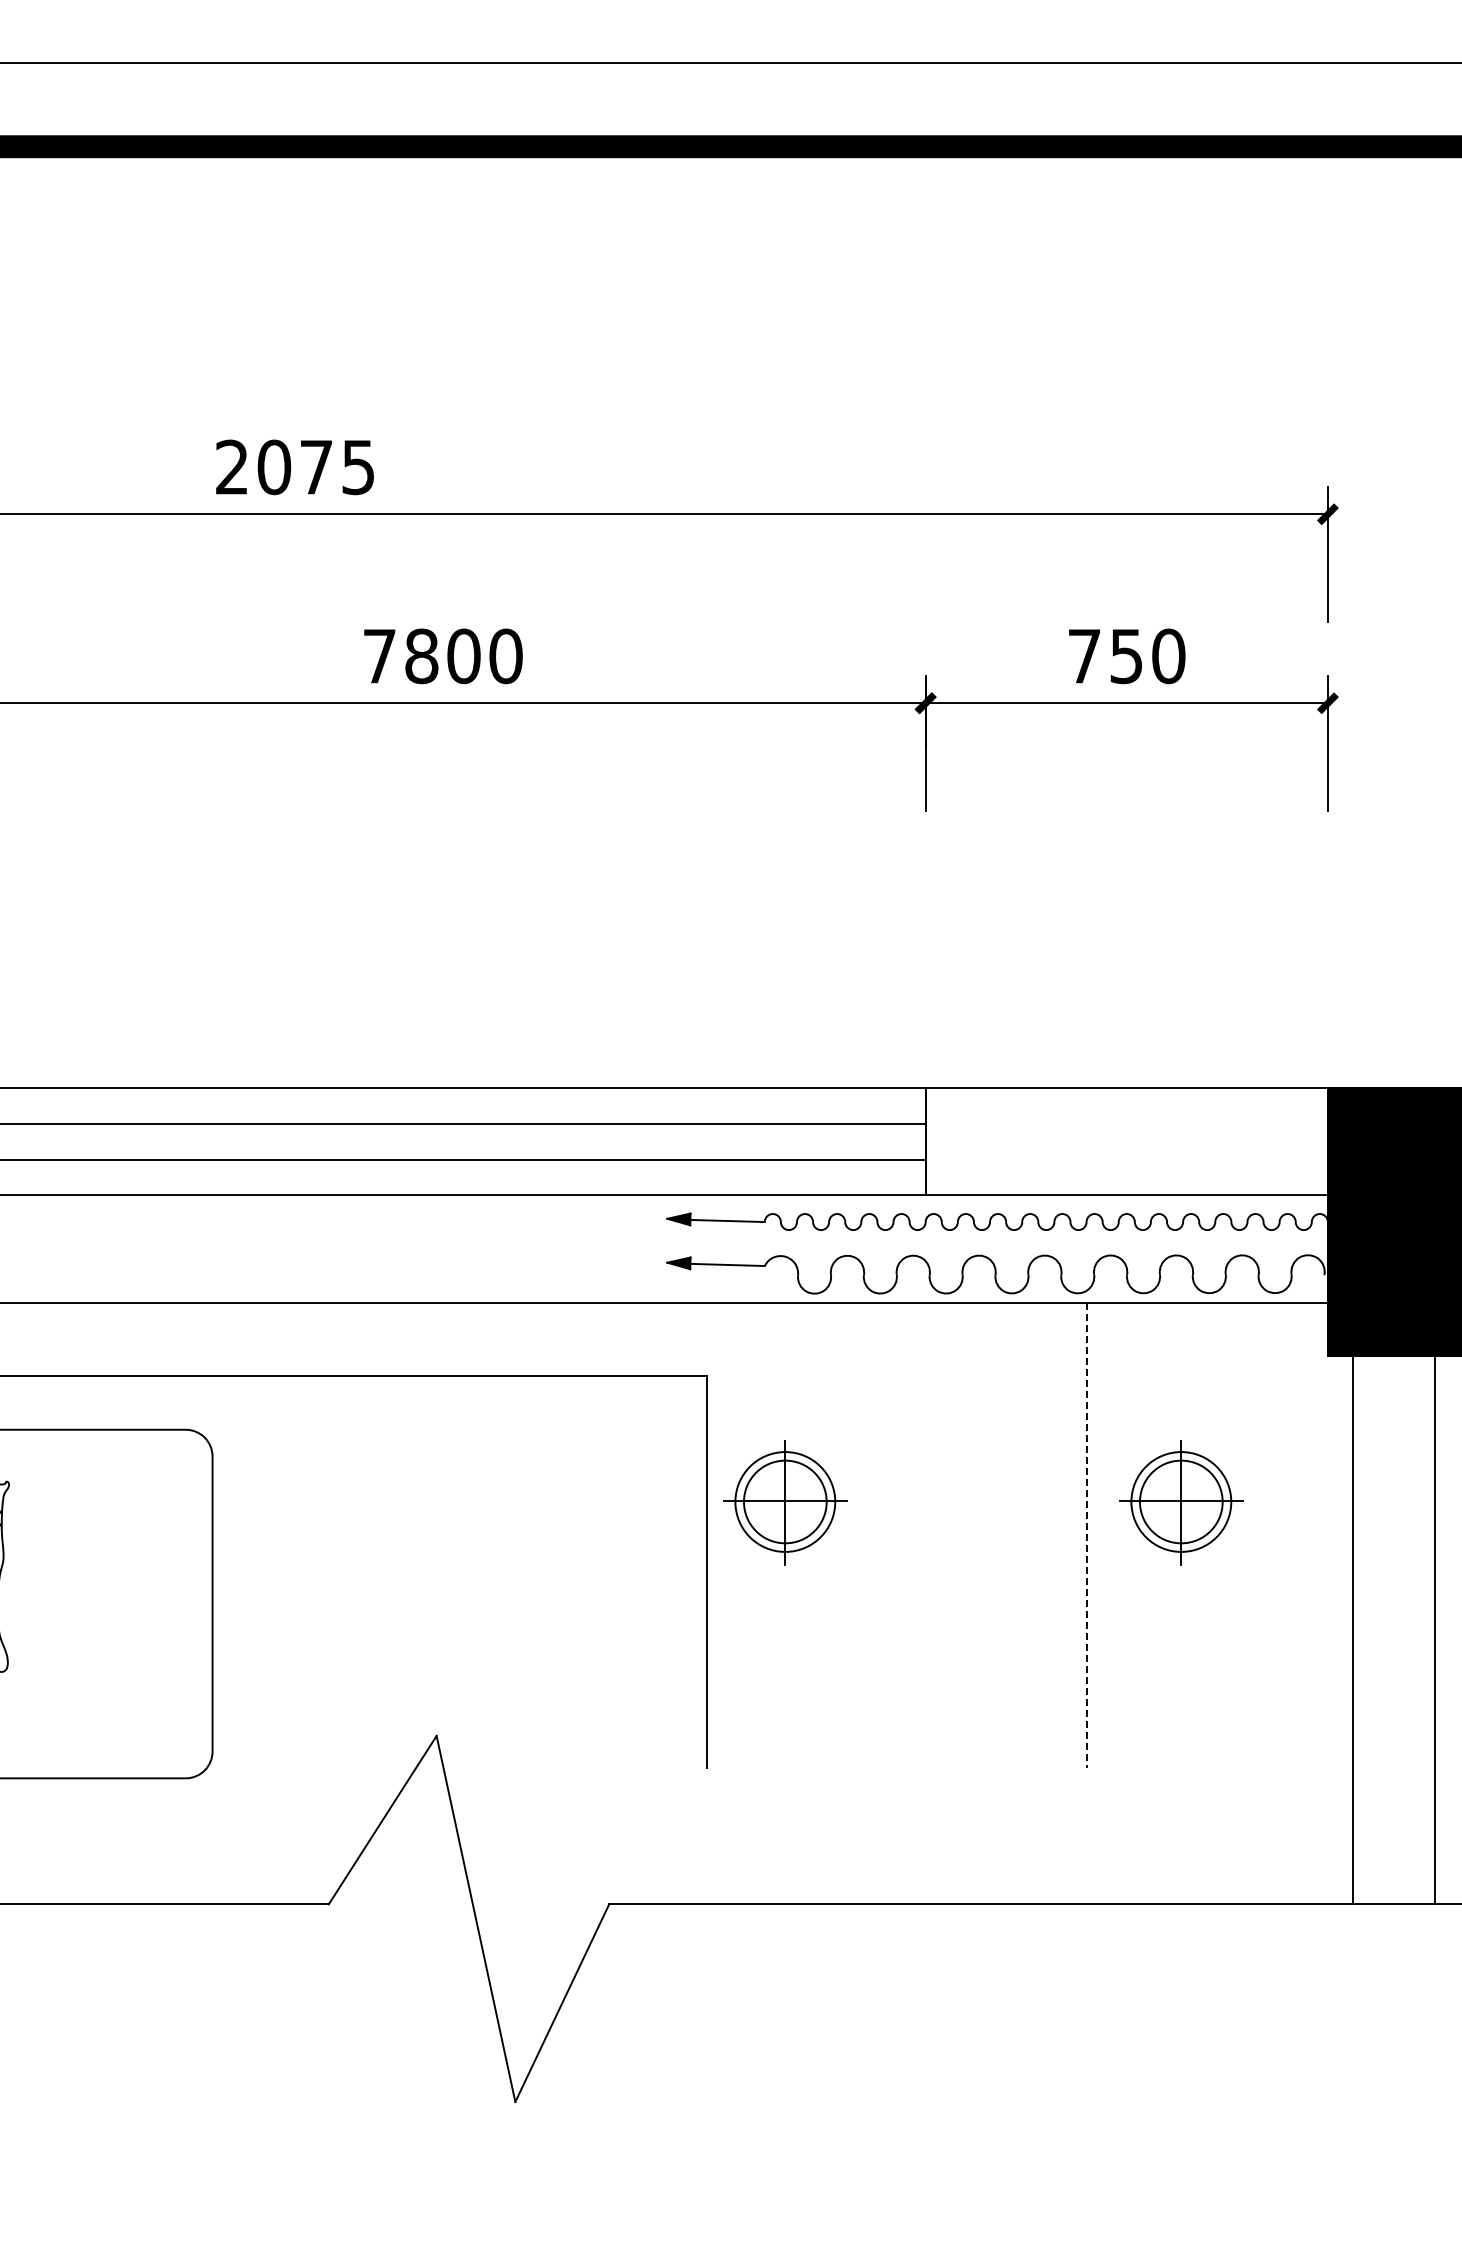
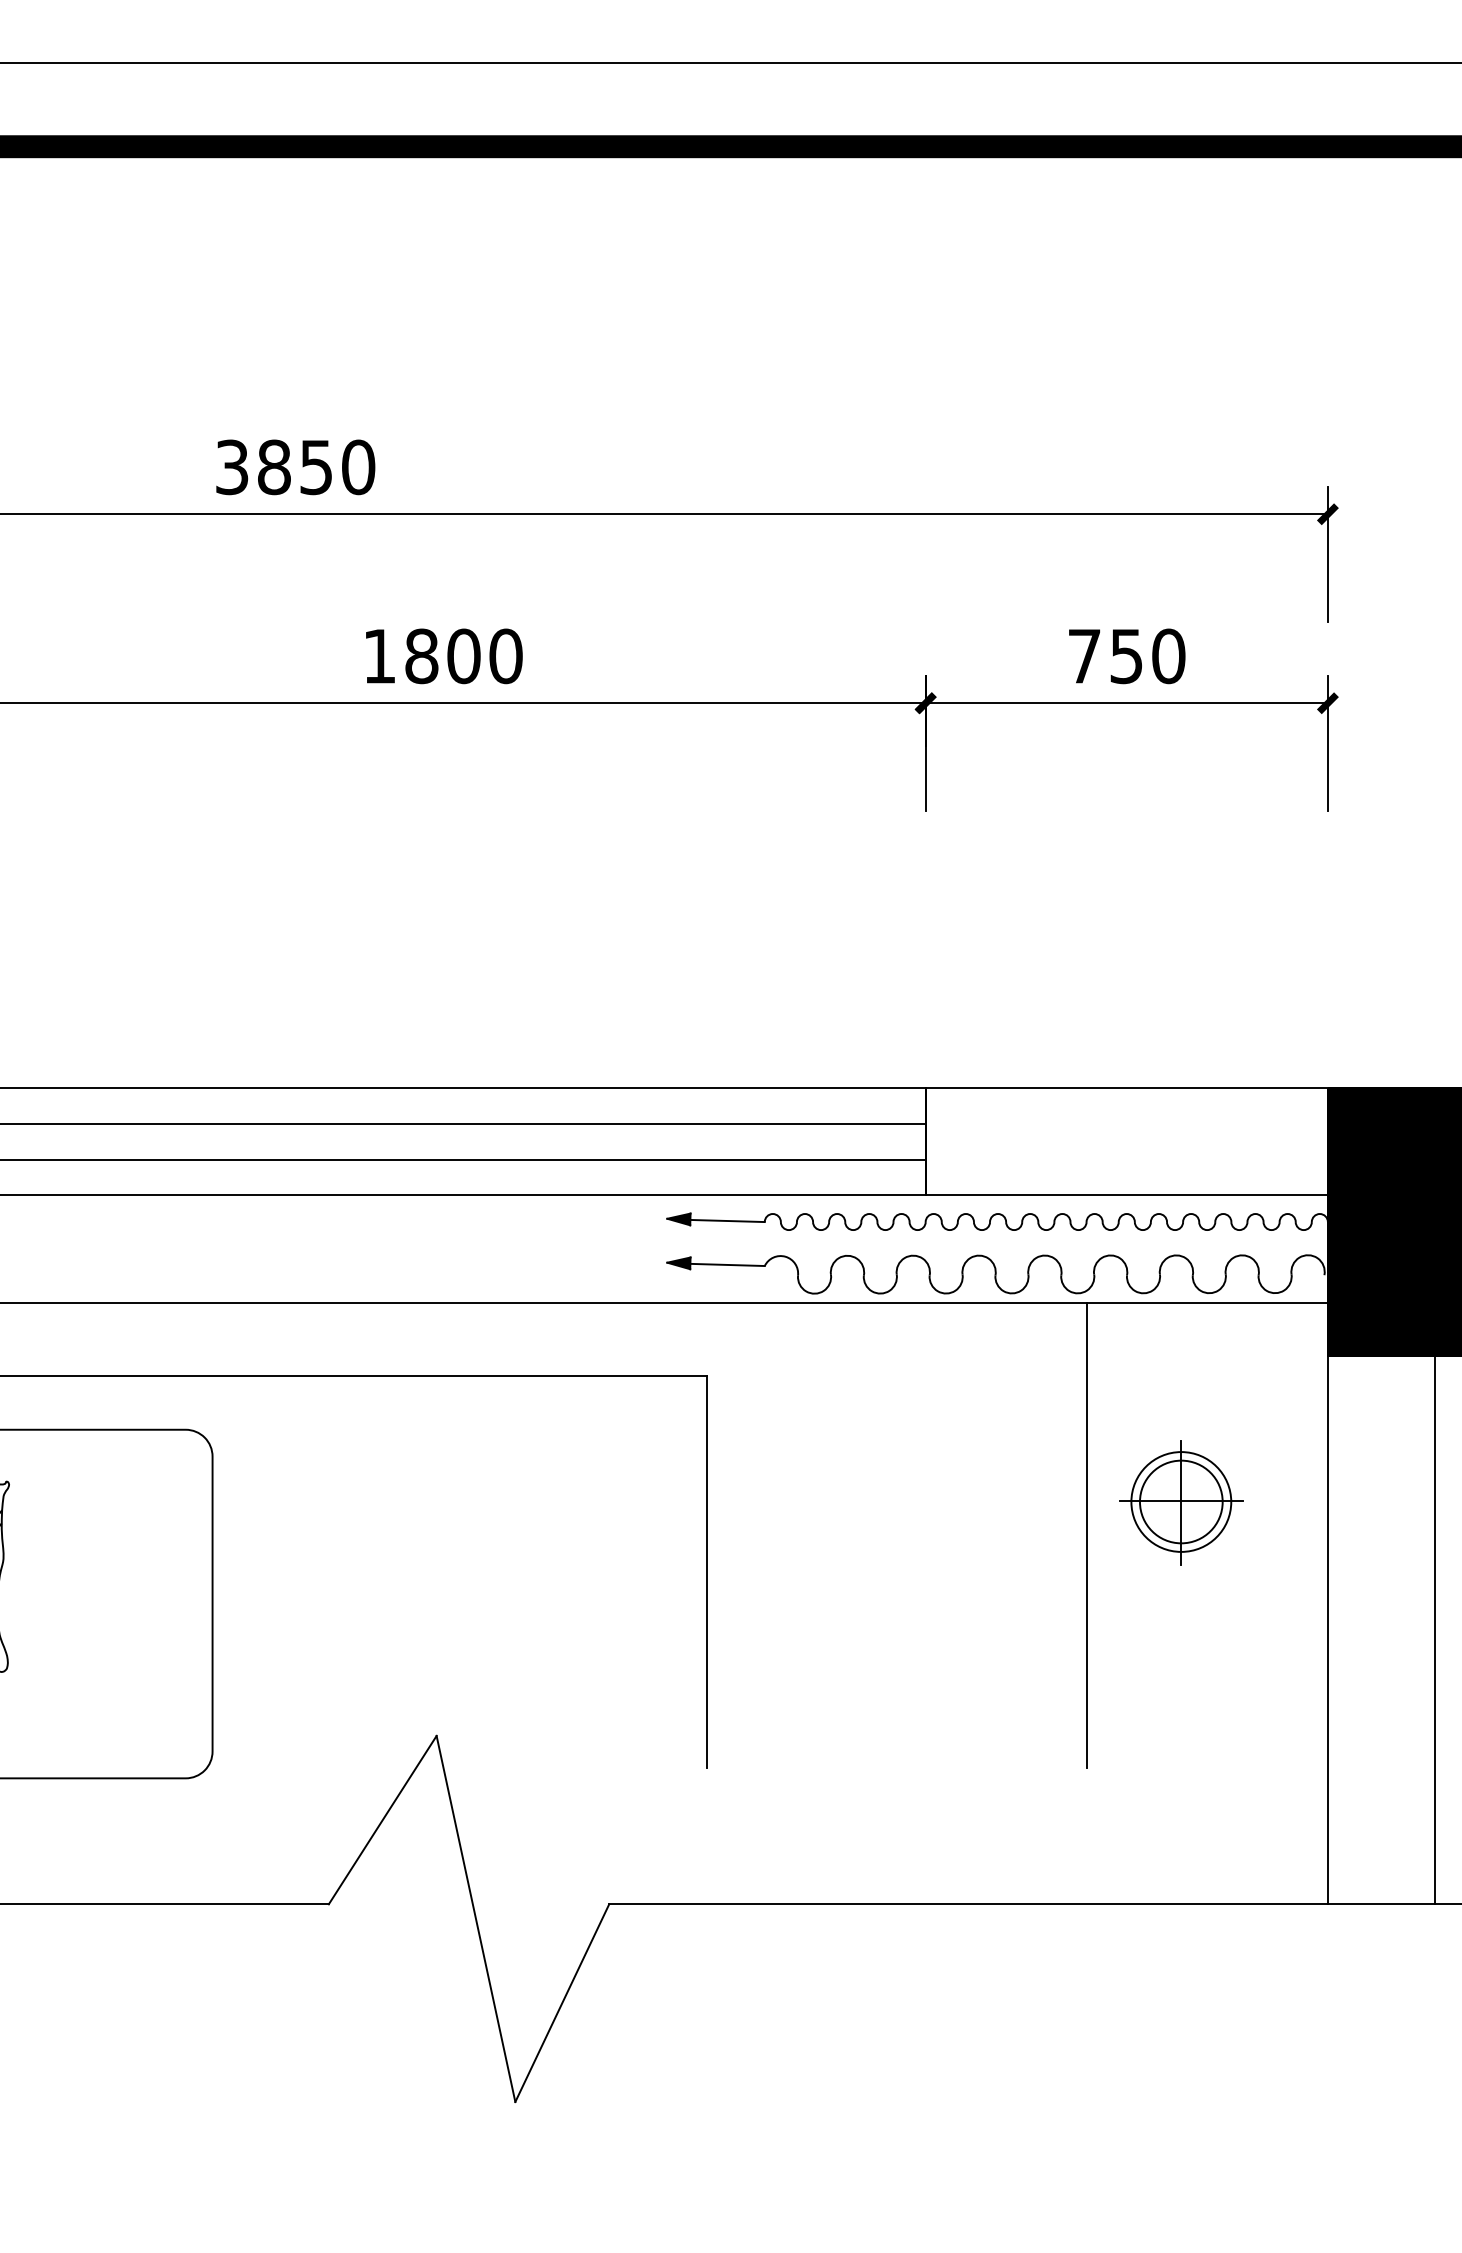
text: 2075 -> 3850 (295, 467)
text: 7800 -> 1800 (379, 656)
part: present -> none (785, 1502)
line: dashed -> solid (1086, 1535)
line position: (1352, 1630) -> (1327, 1630) (1327, 1630)
